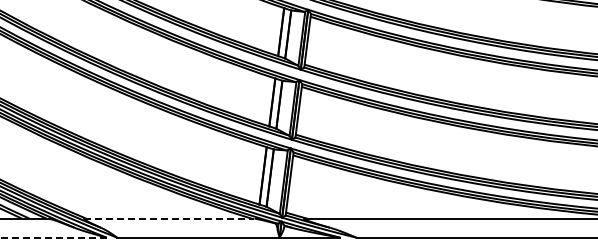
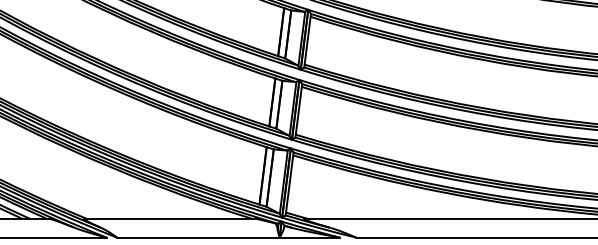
line: dashed -> solid (169, 218)
line: dashed -> solid (52, 237)
